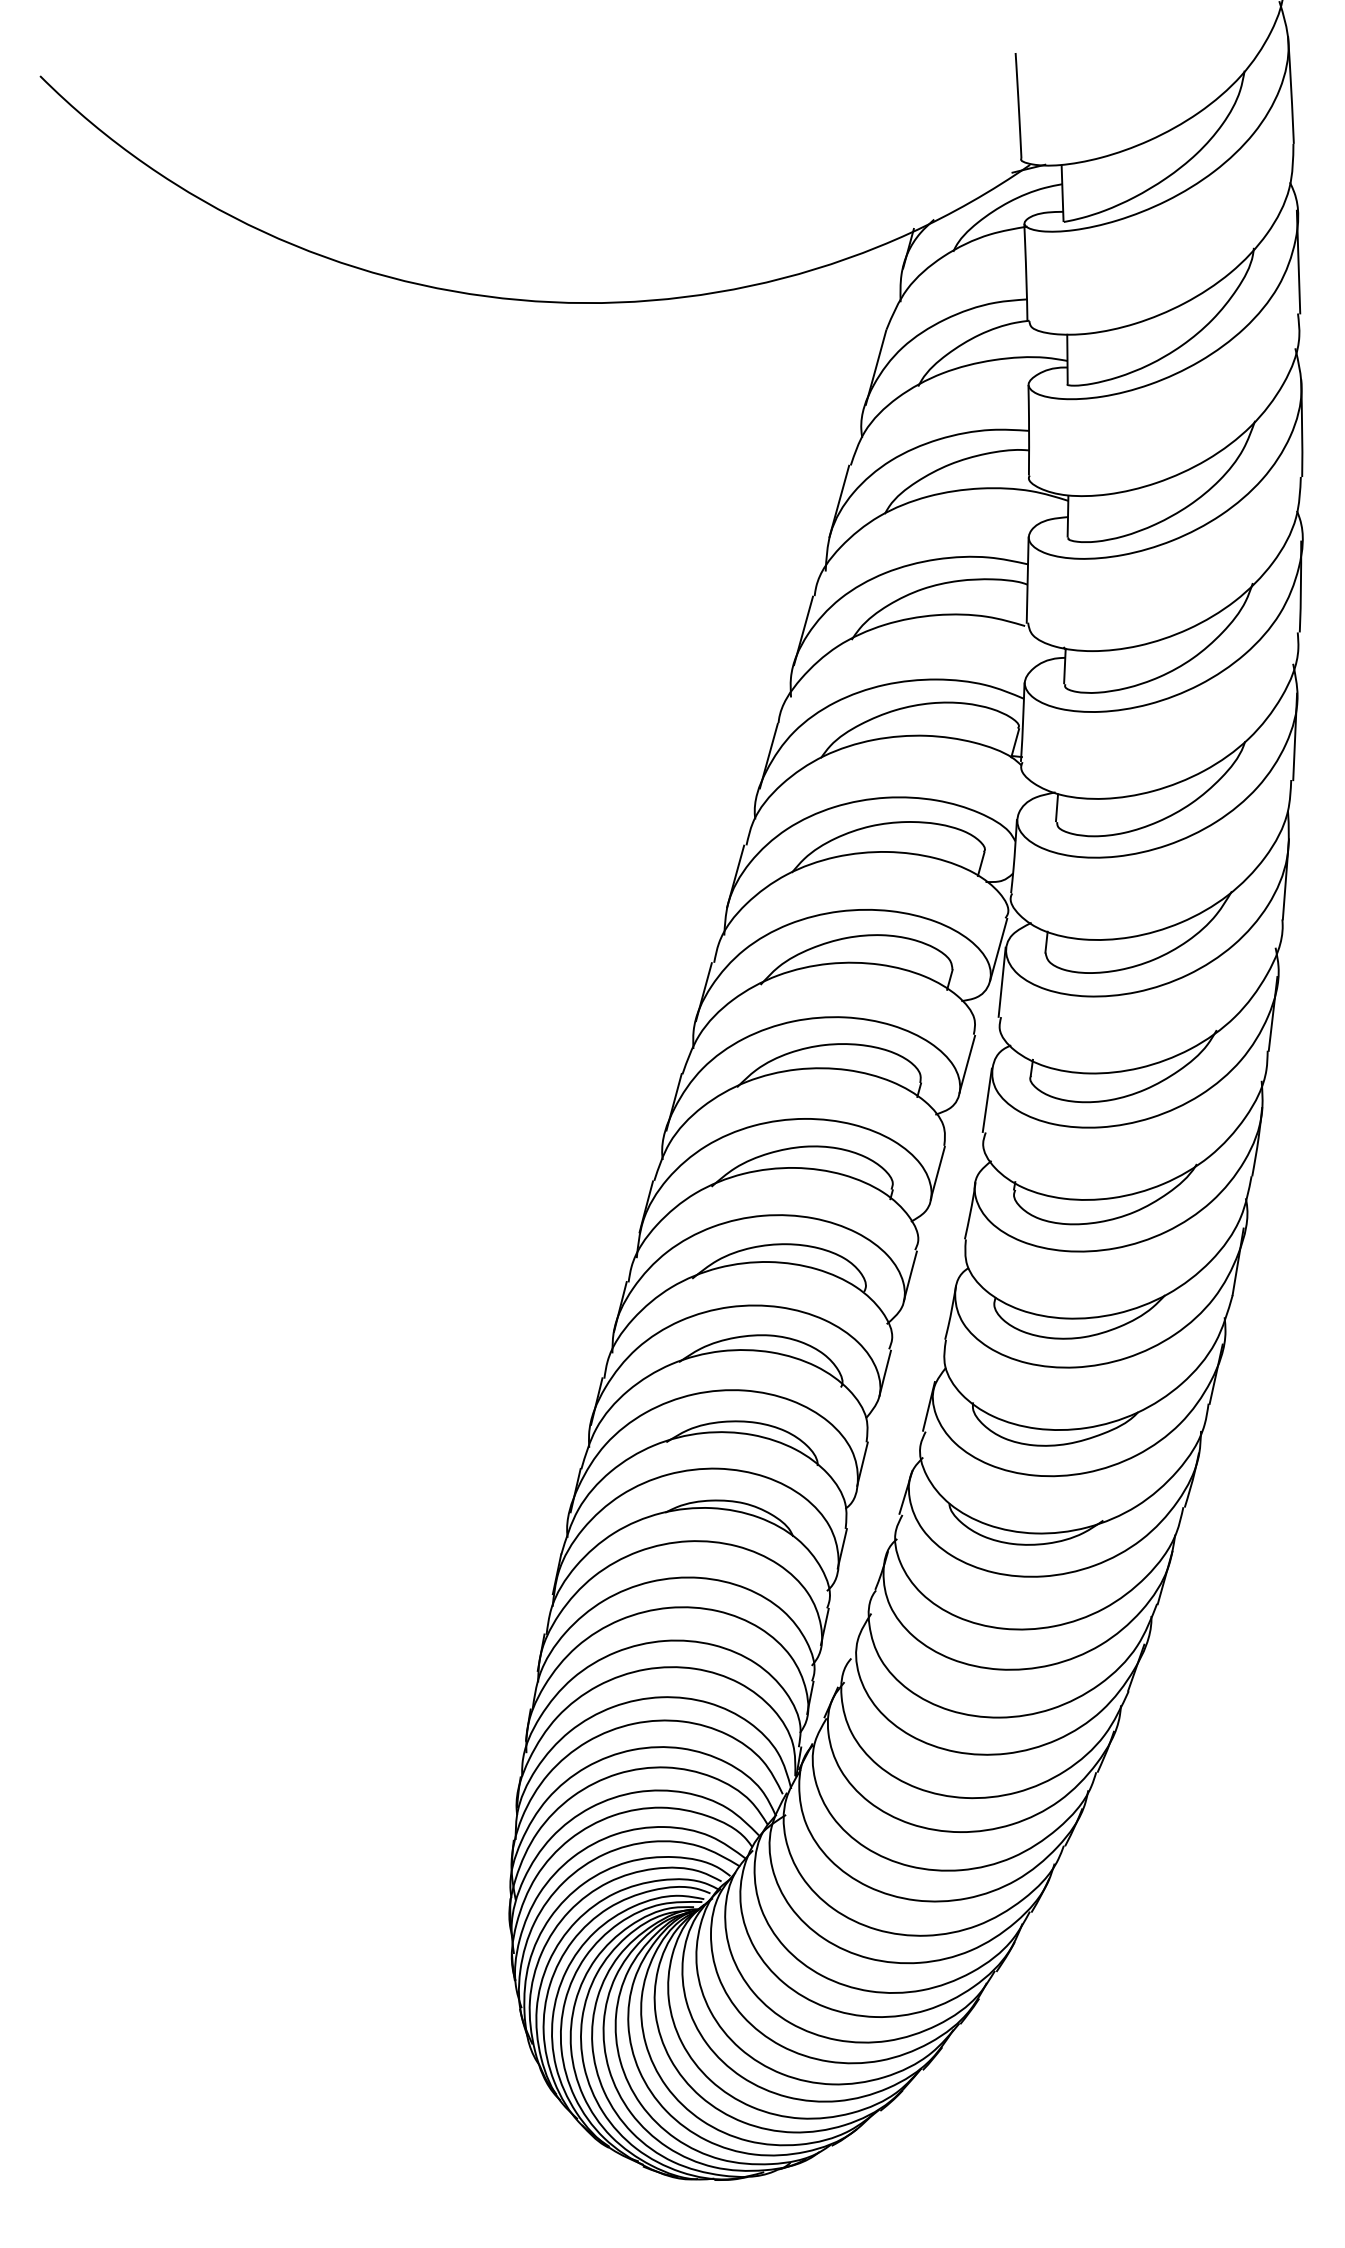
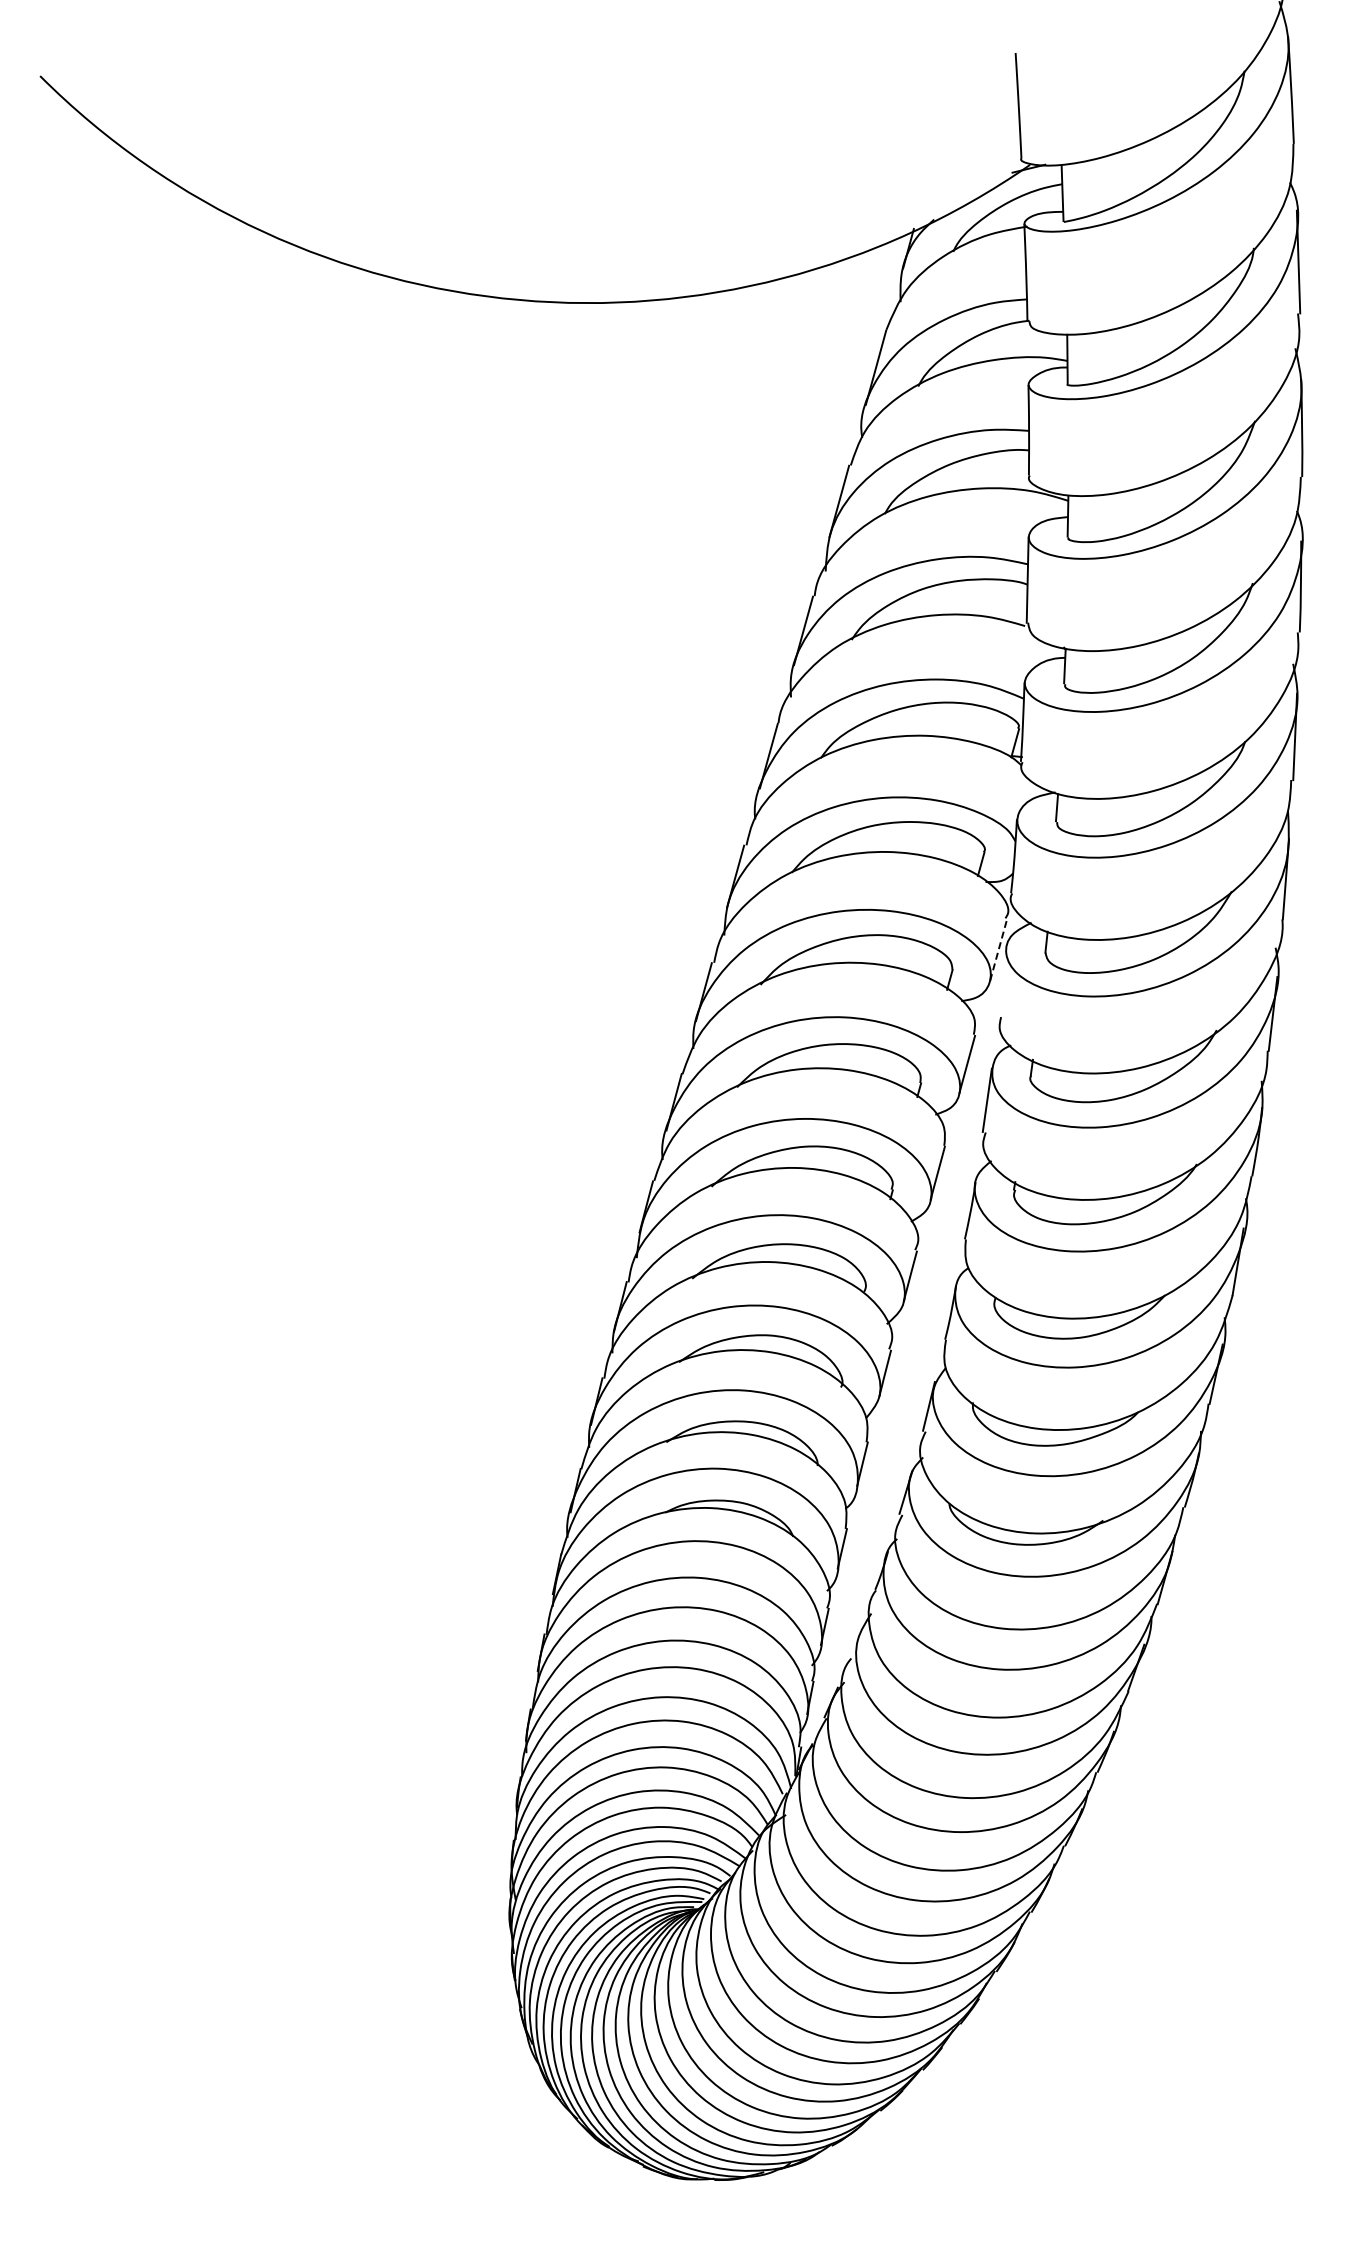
line: solid -> dashed (998, 949)
line: present -> none (1001, 981)
